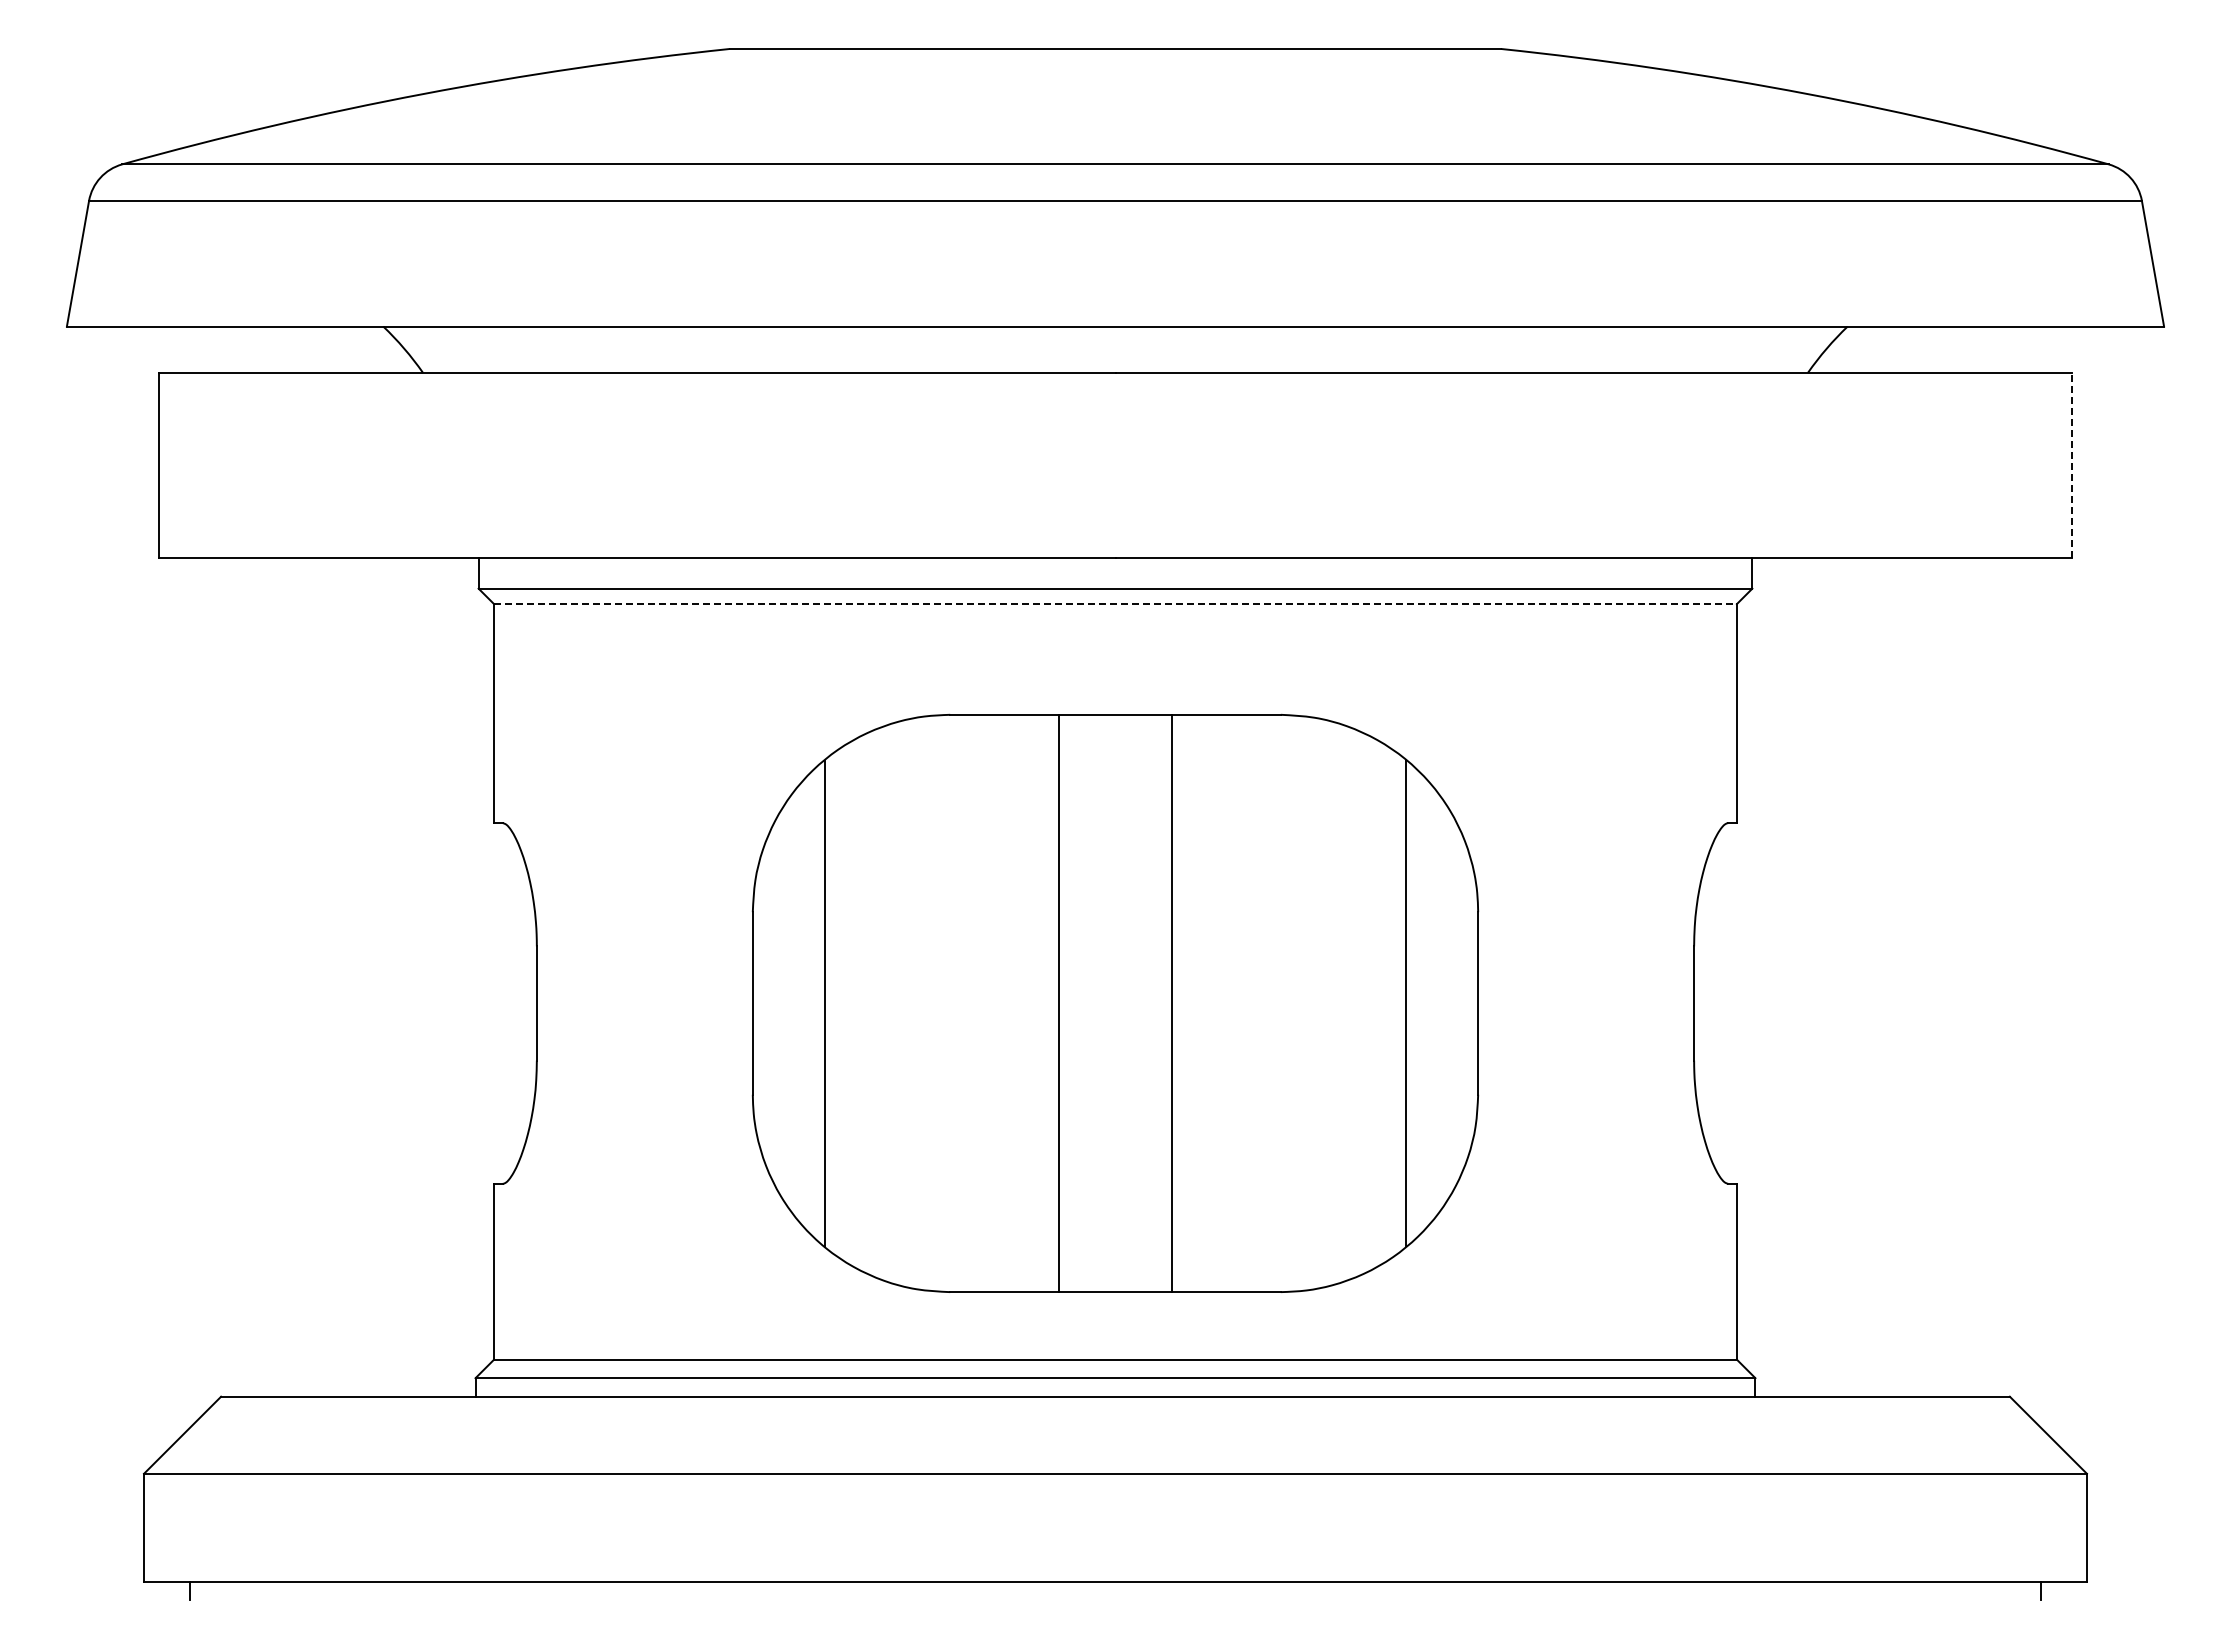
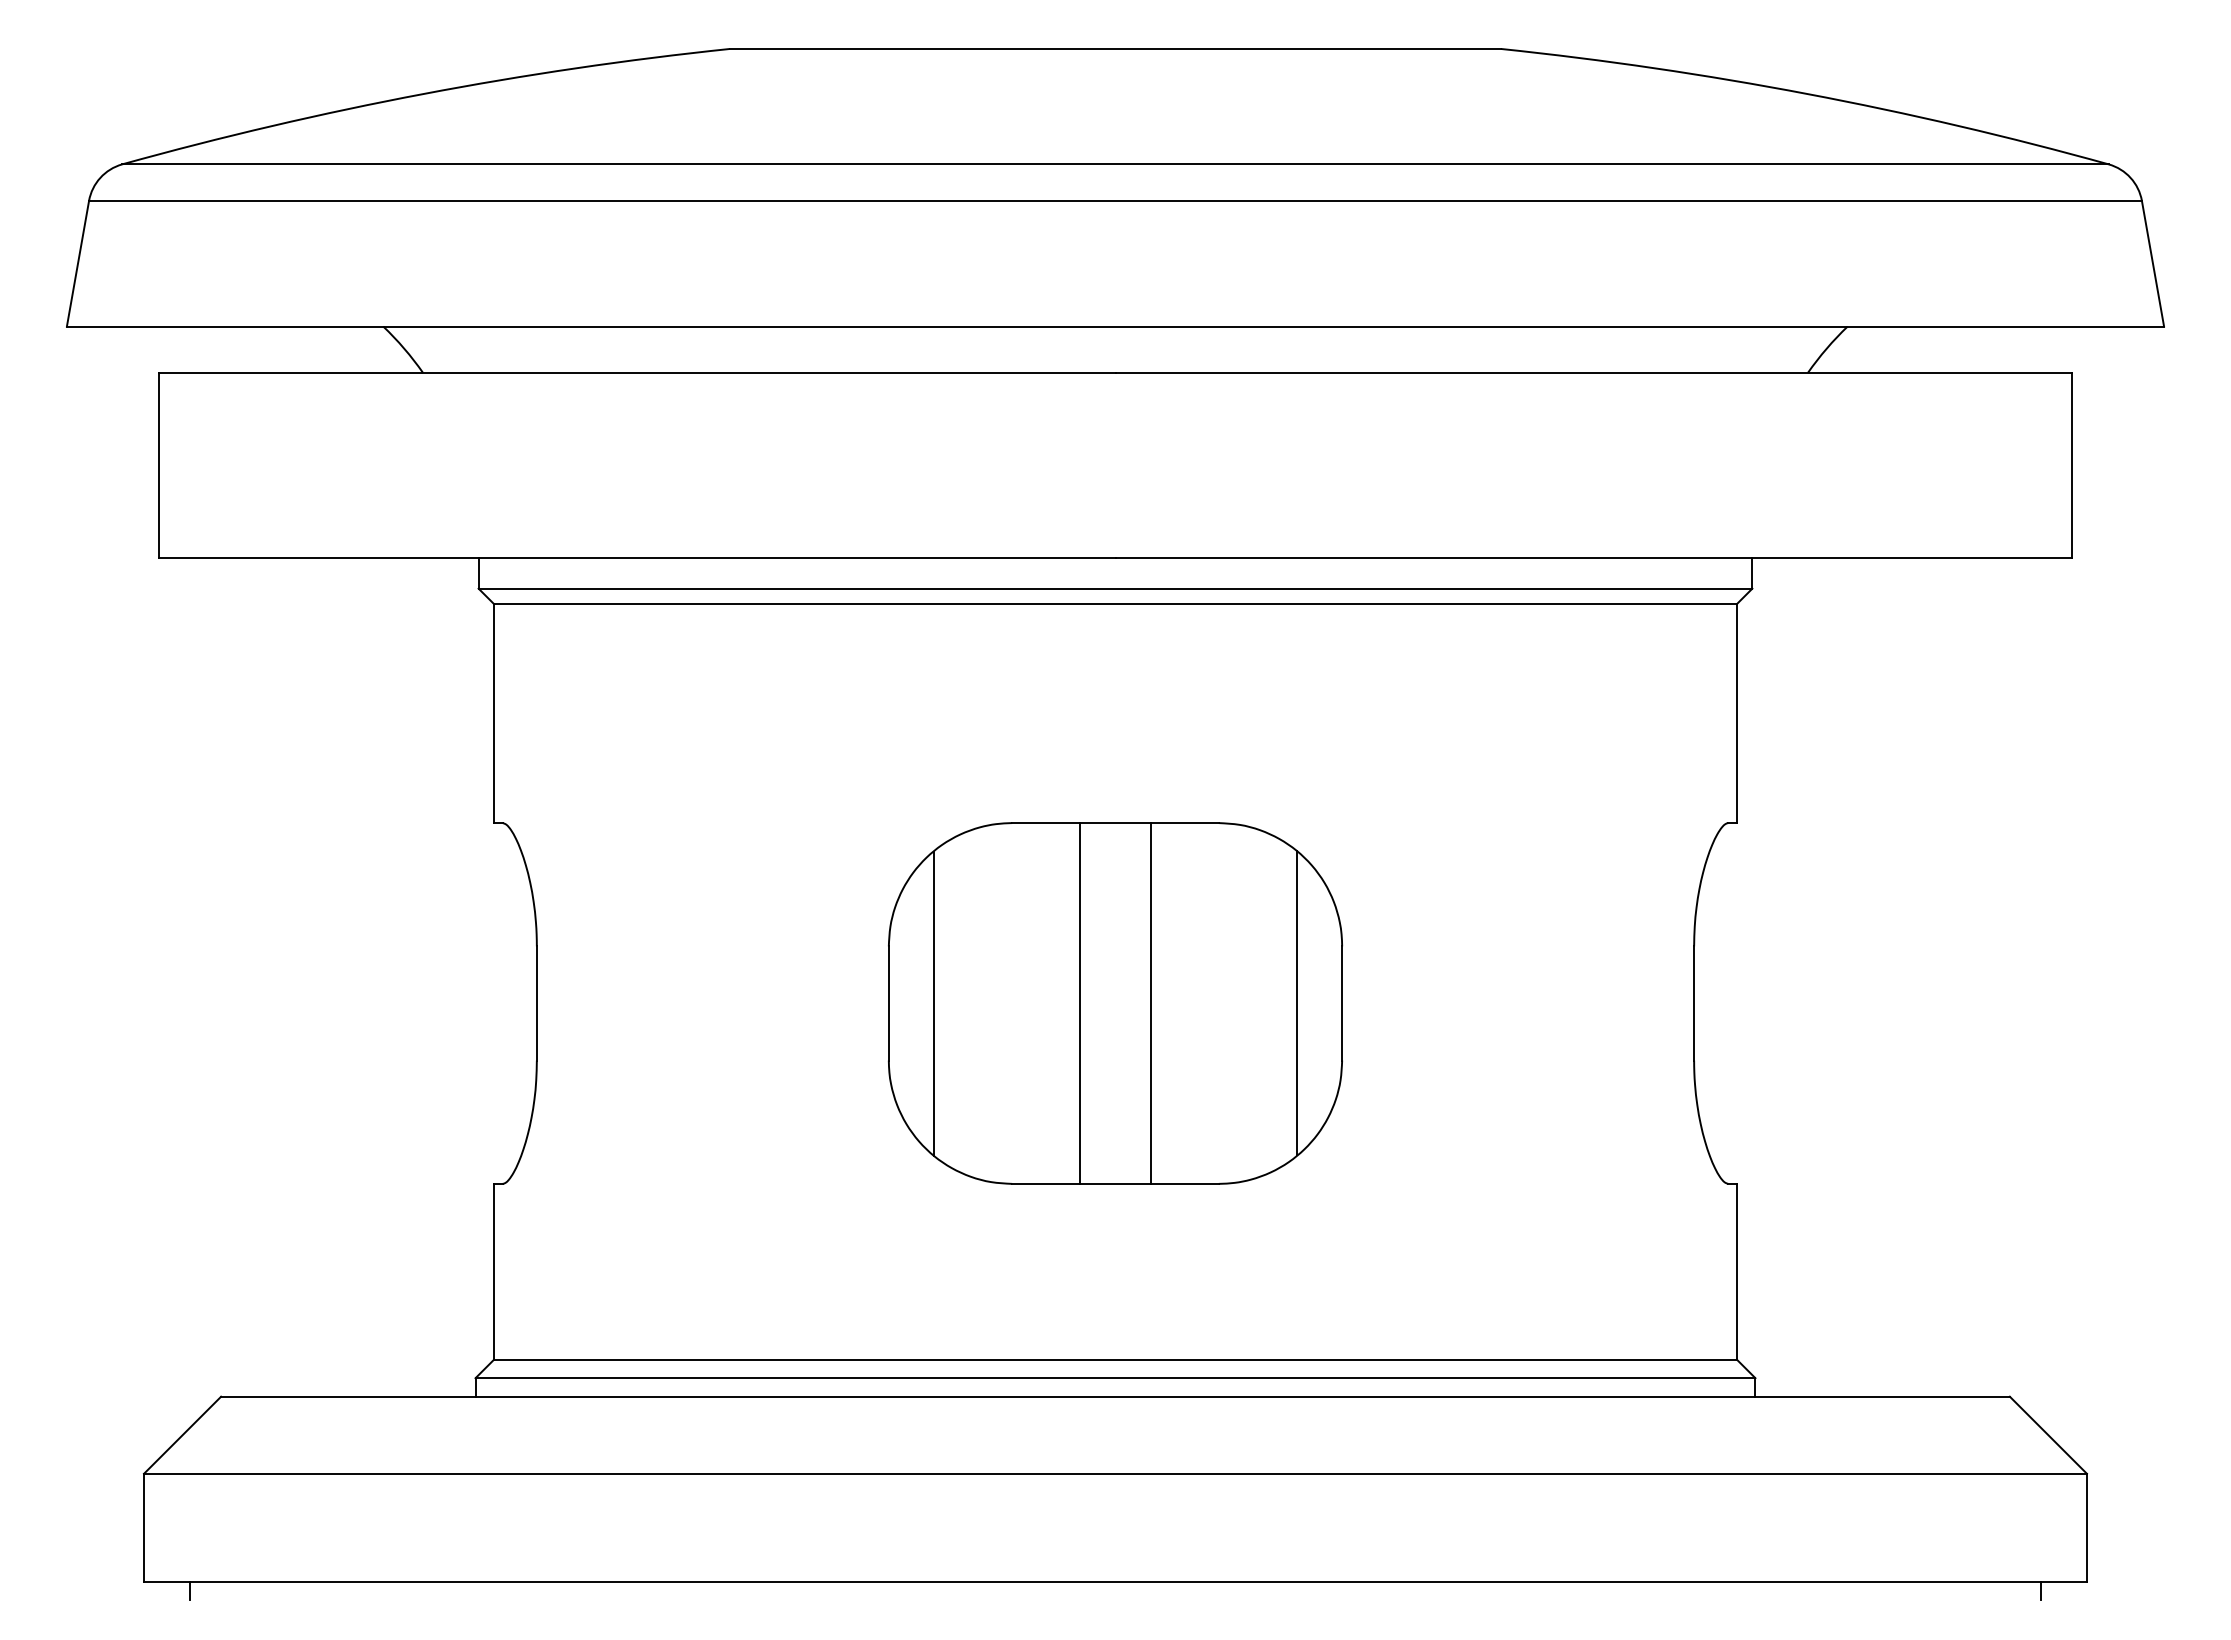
line: dashed -> solid (2071, 465)
line: dashed -> solid (1115, 604)
part size: 729x580 px -> 455x363 px (1115, 1003)
